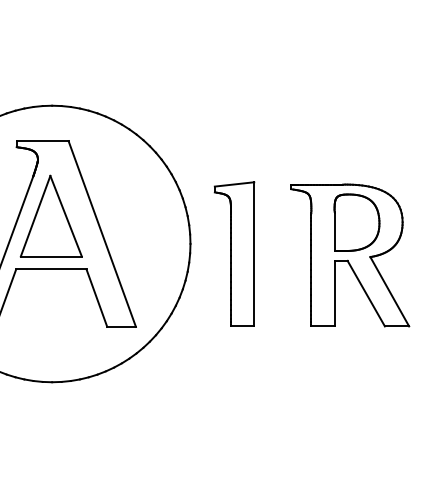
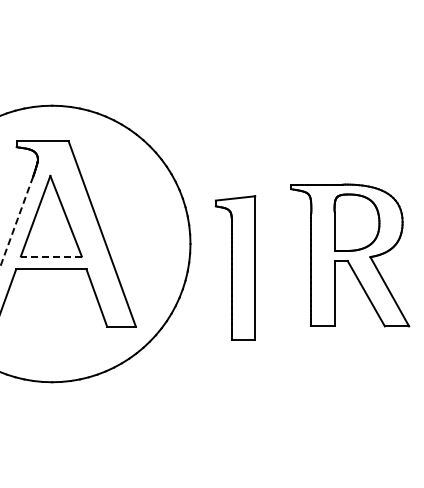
line: solid -> dashed (16, 222)
part position: (234, 253) -> (235, 267) (235, 267)
line: solid -> dashed (51, 256)
